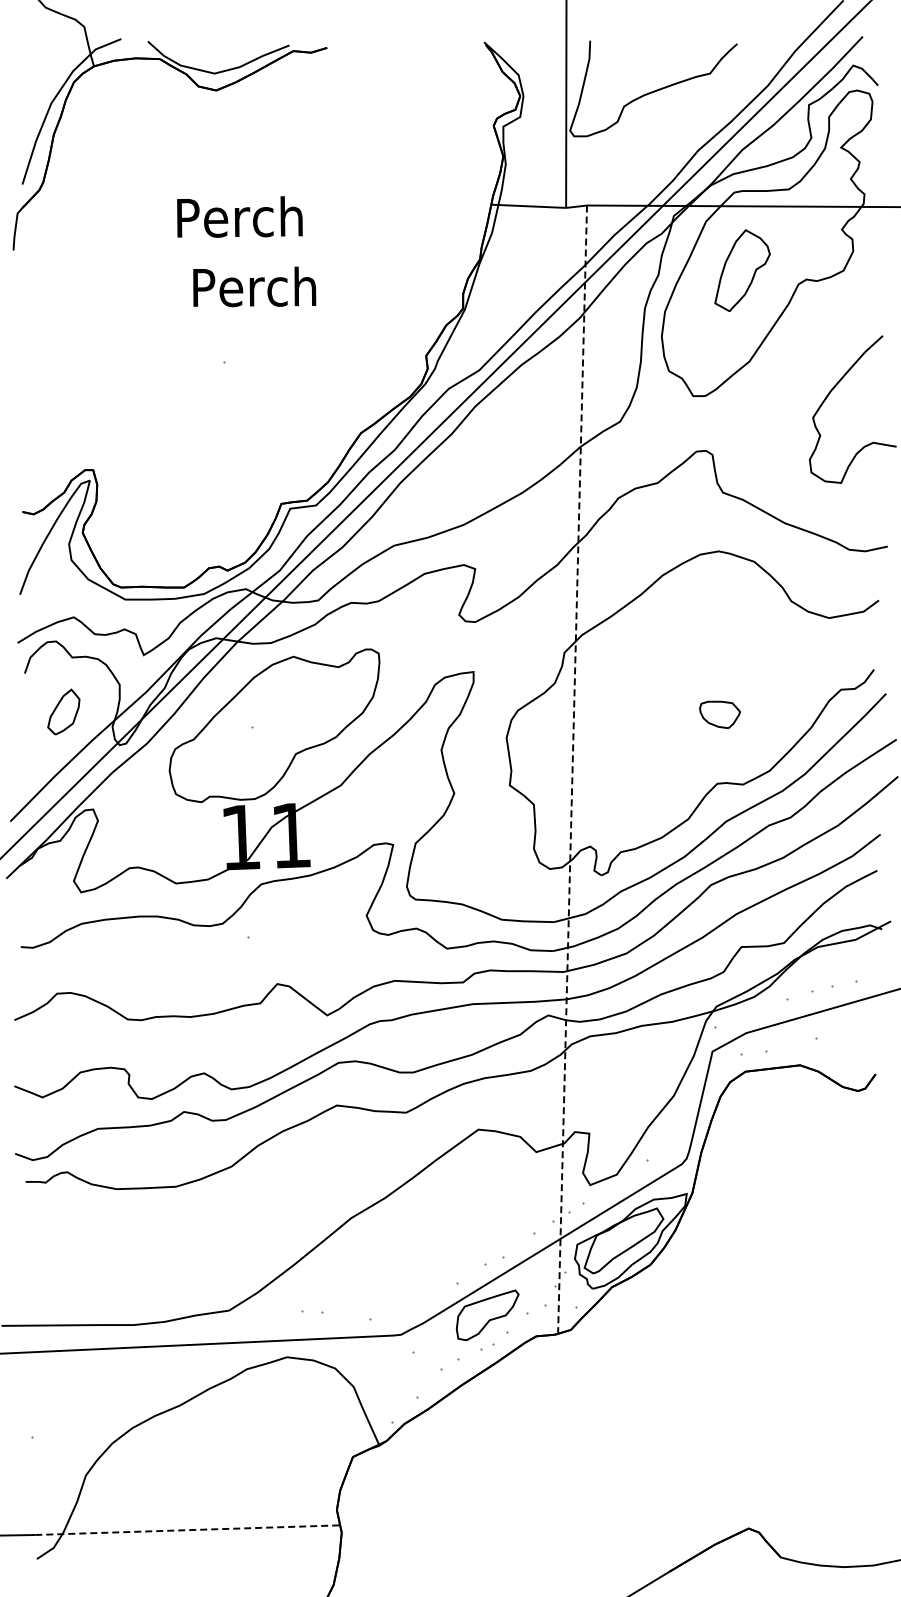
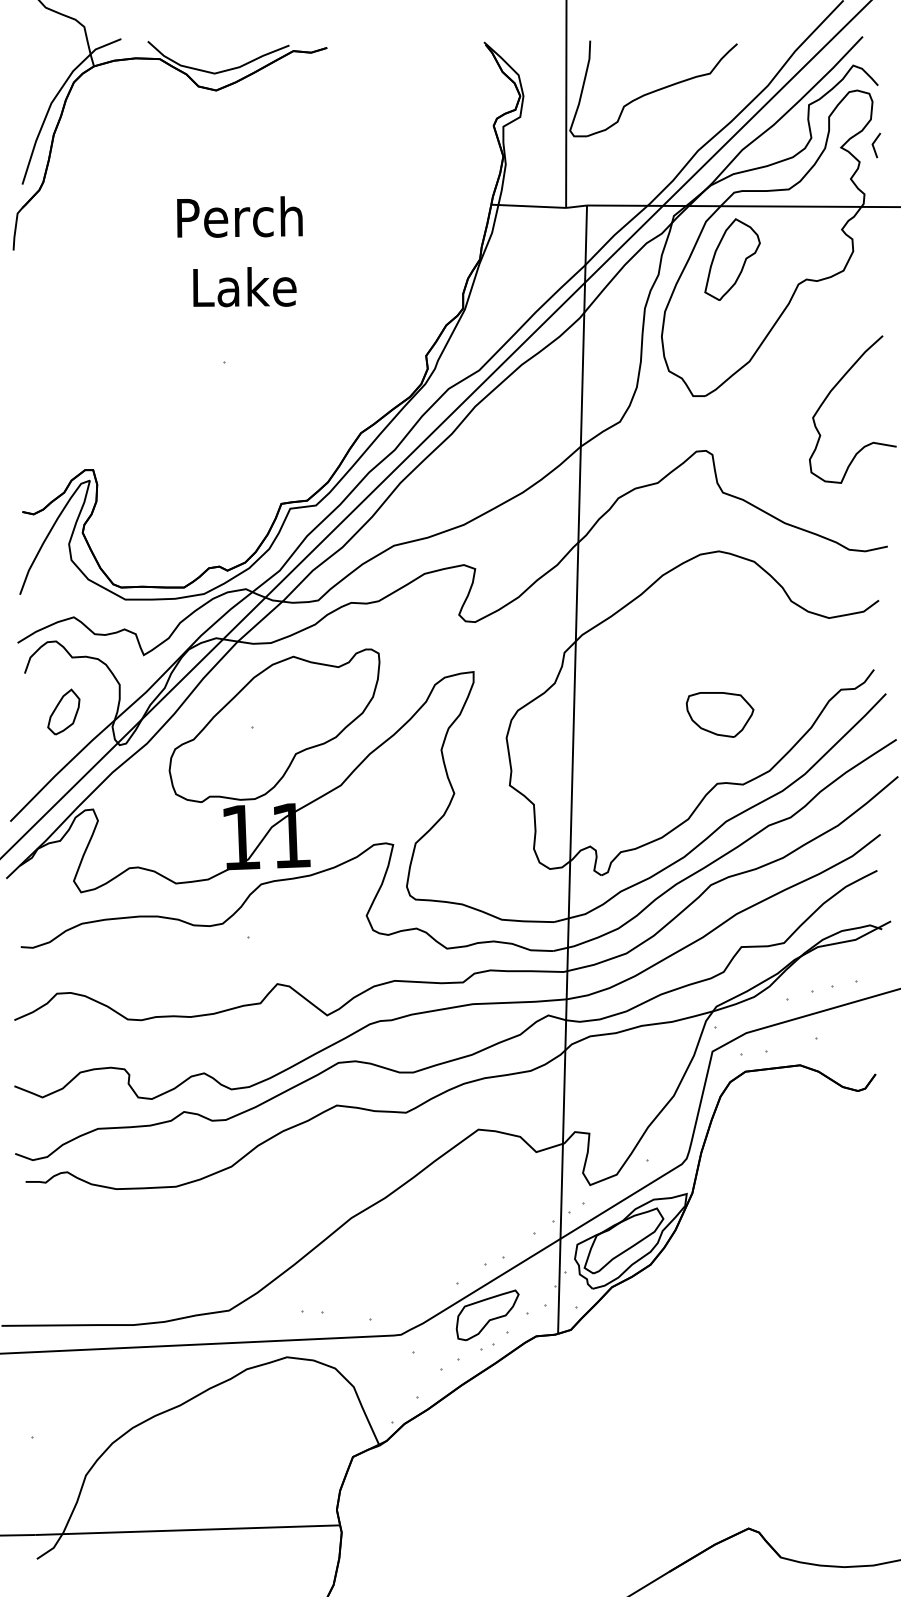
line: none -> present (874, 146)
part position: (742, 270) -> (732, 259) (732, 259)
text: Perch -> Lake (256, 286)
part size: 42x29 px -> 70x46 px (719, 714)
line: dashed -> solid (572, 770)
line: dashed -> solid (188, 1530)
